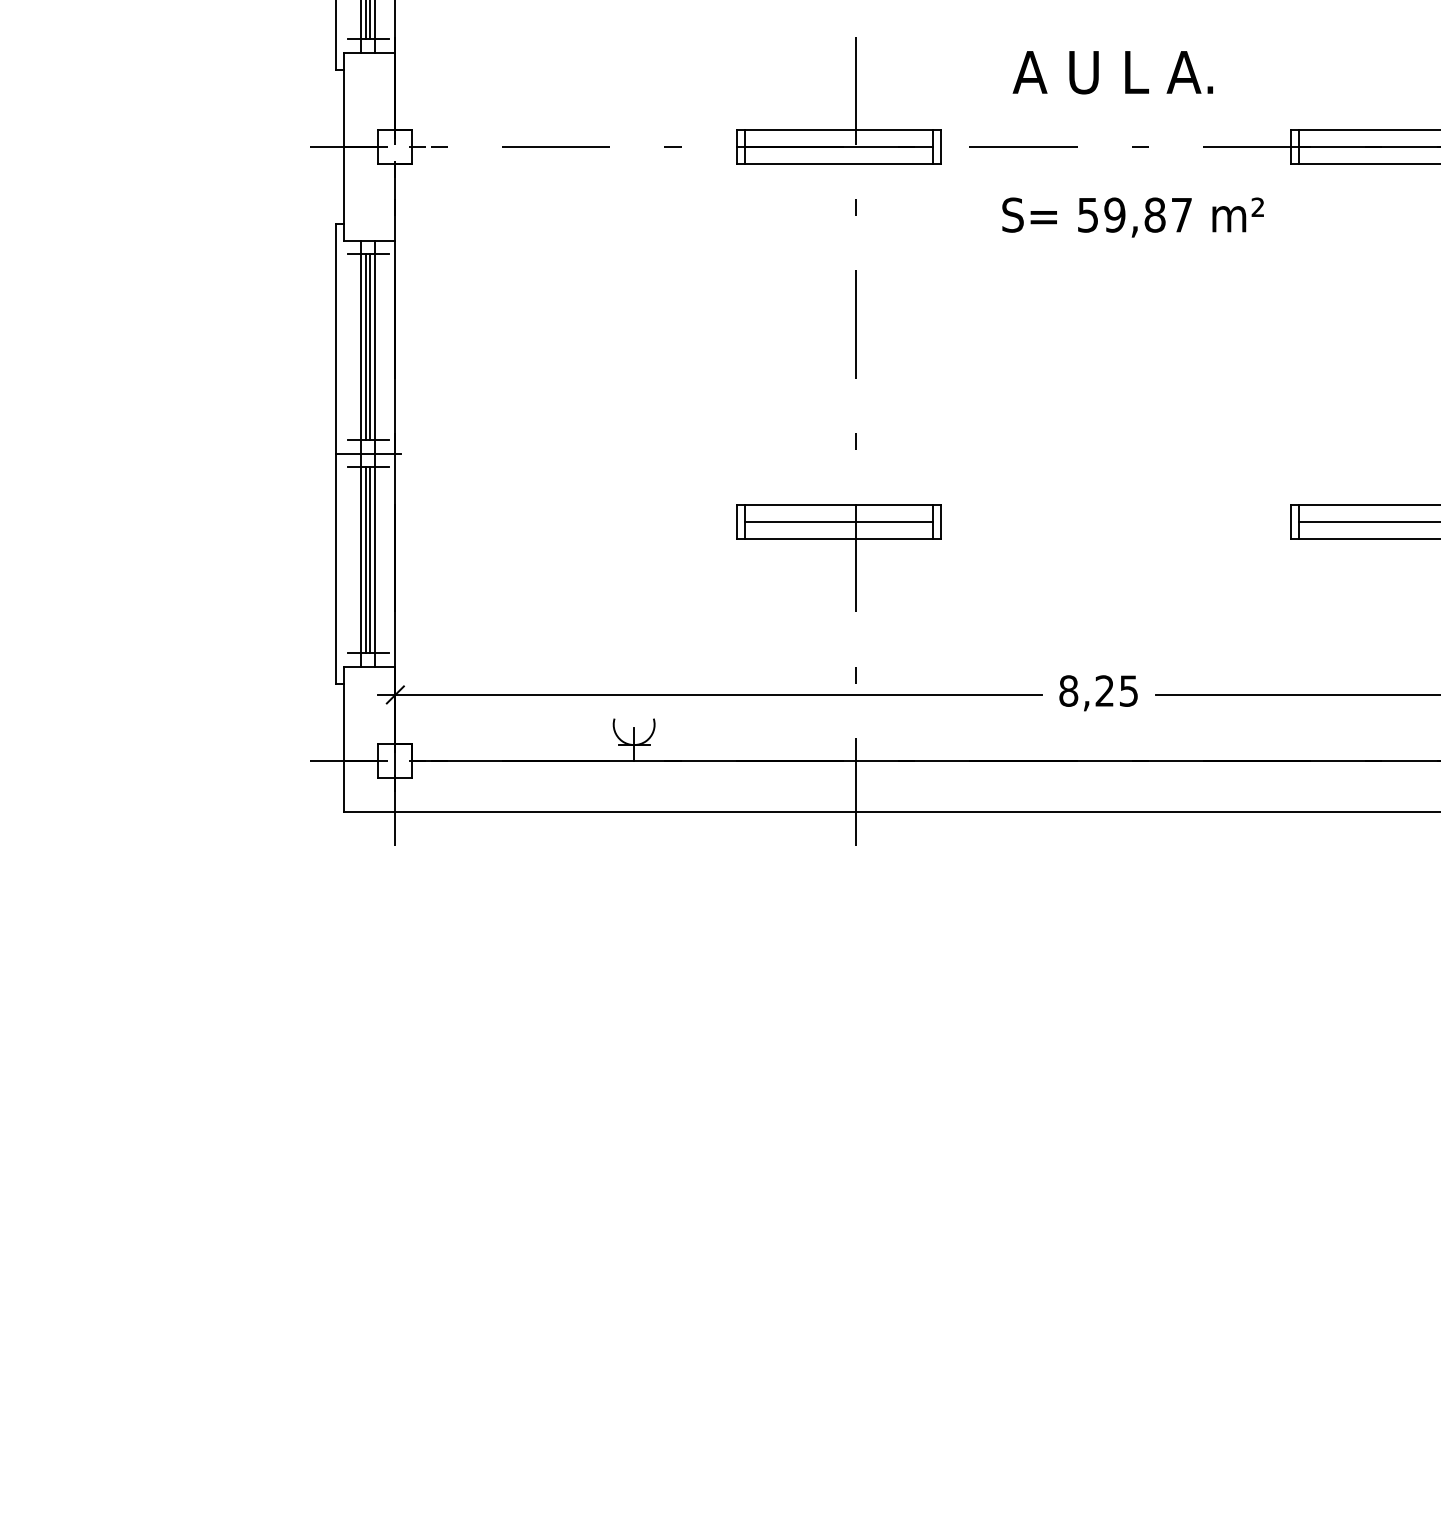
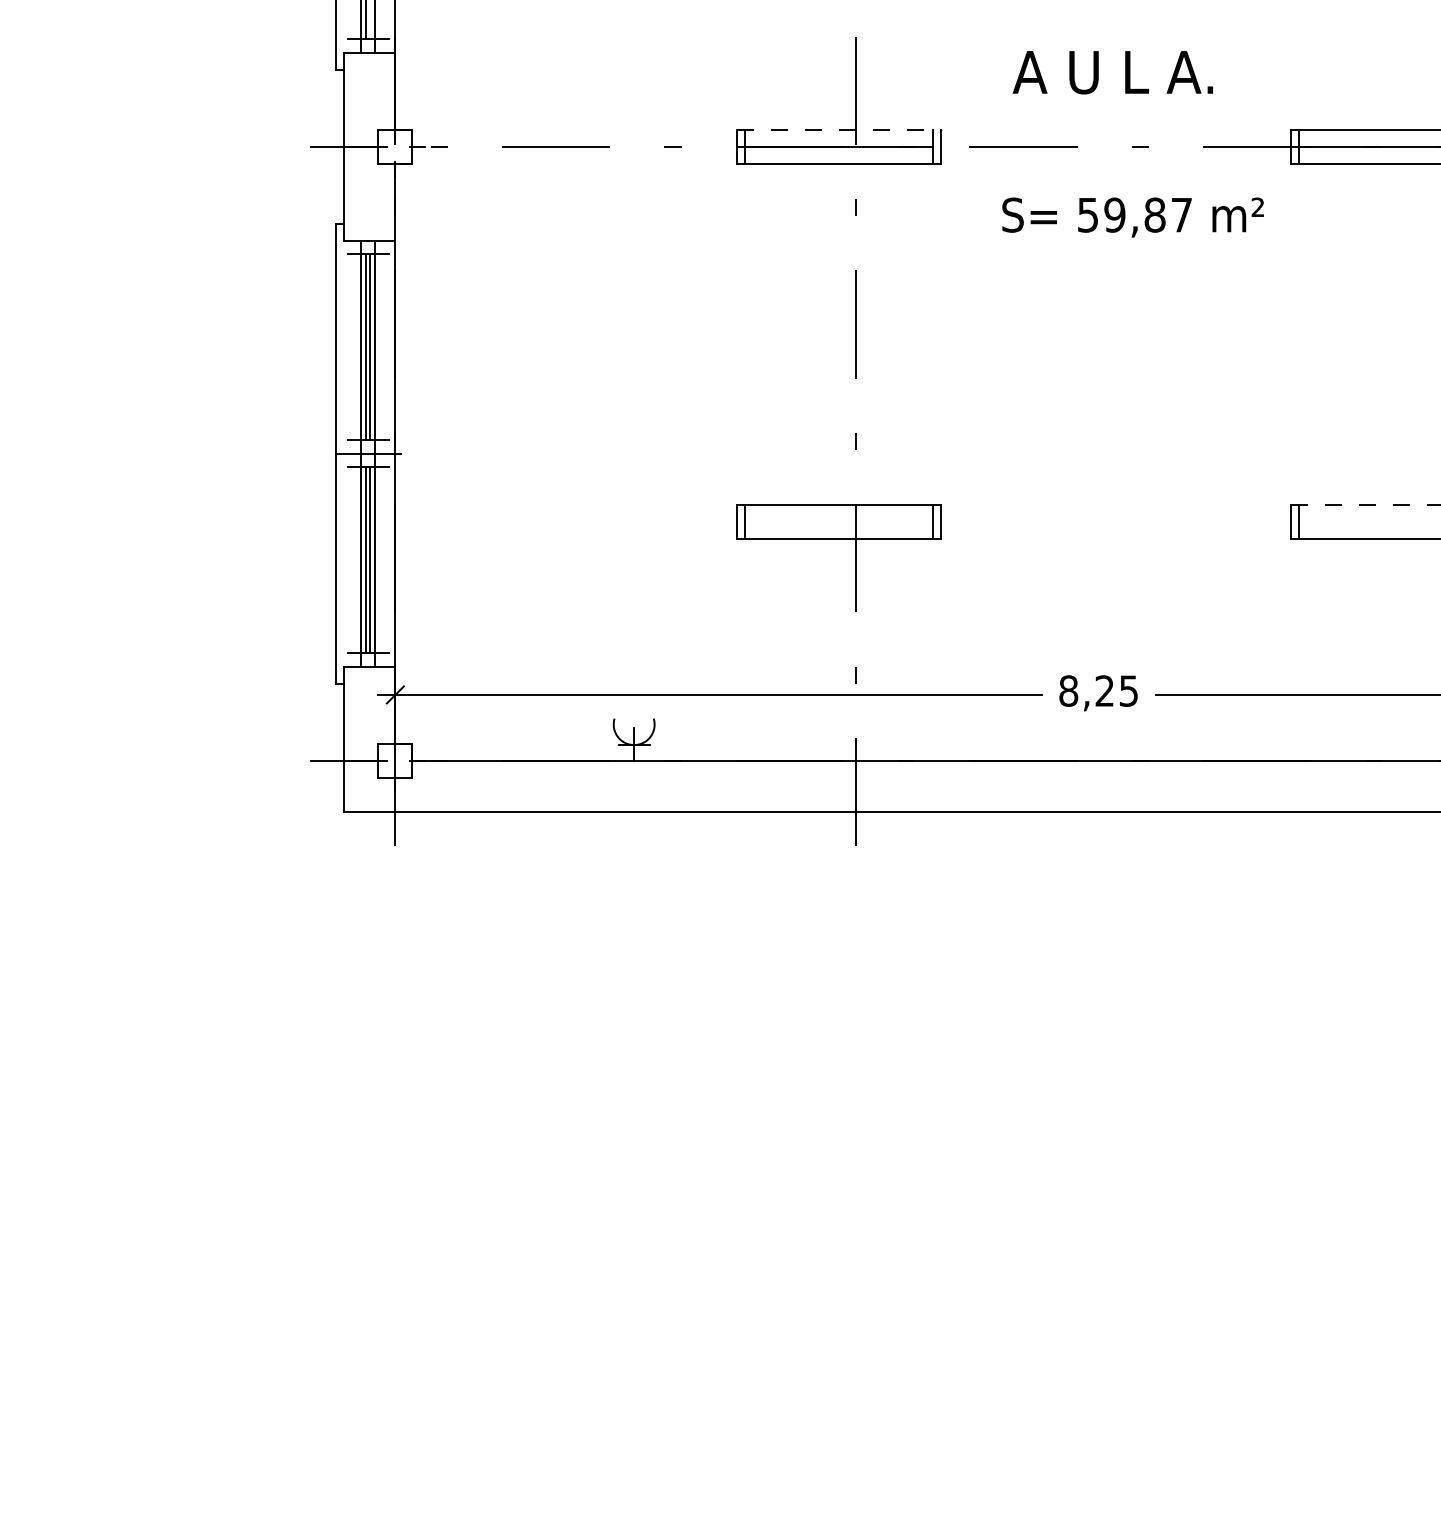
line: present -> none (369, 20)
line: solid -> dashed (839, 129)
line: solid -> dashed (1365, 504)
line: present -> none (838, 521)
line: present -> none (1368, 521)
